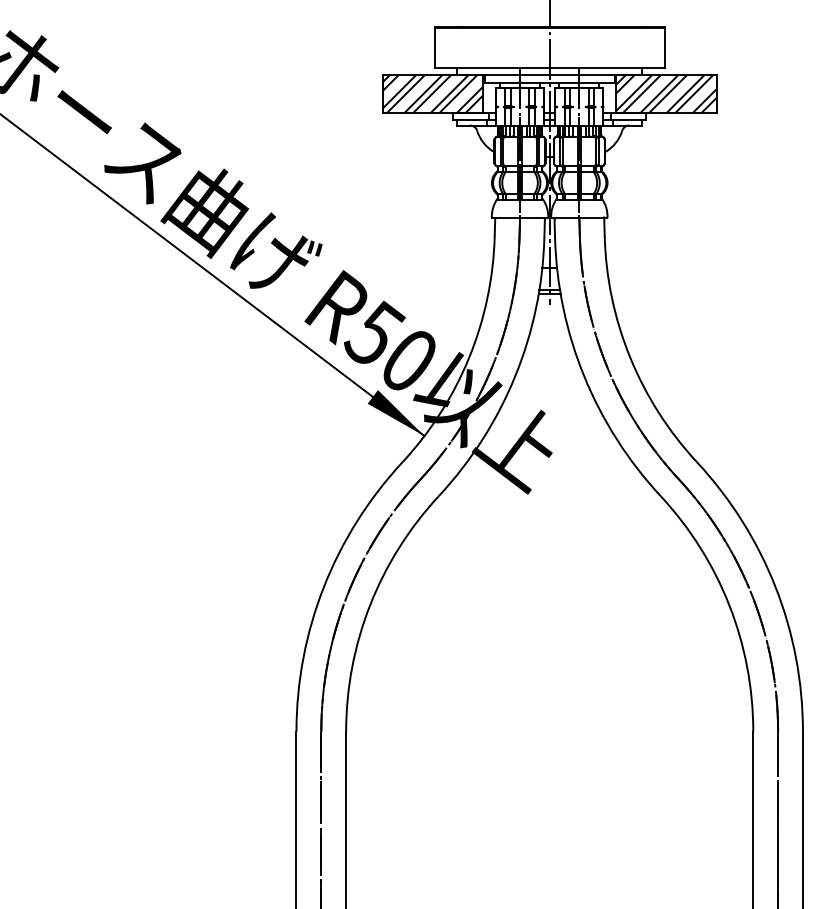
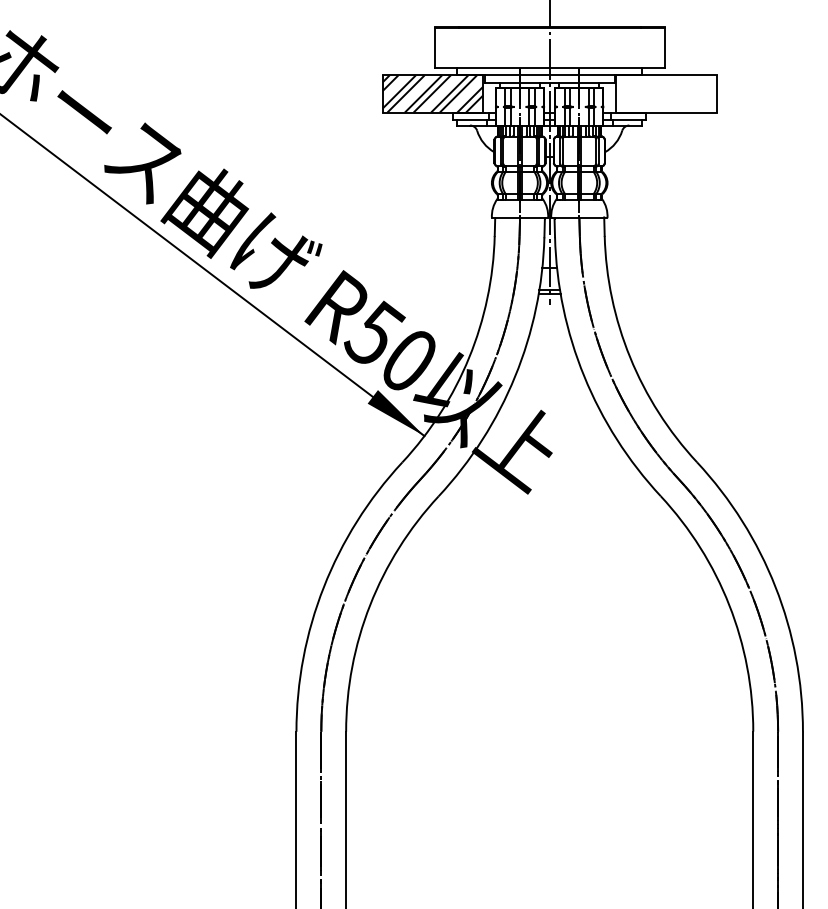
hatch: present -> none (666, 93)
